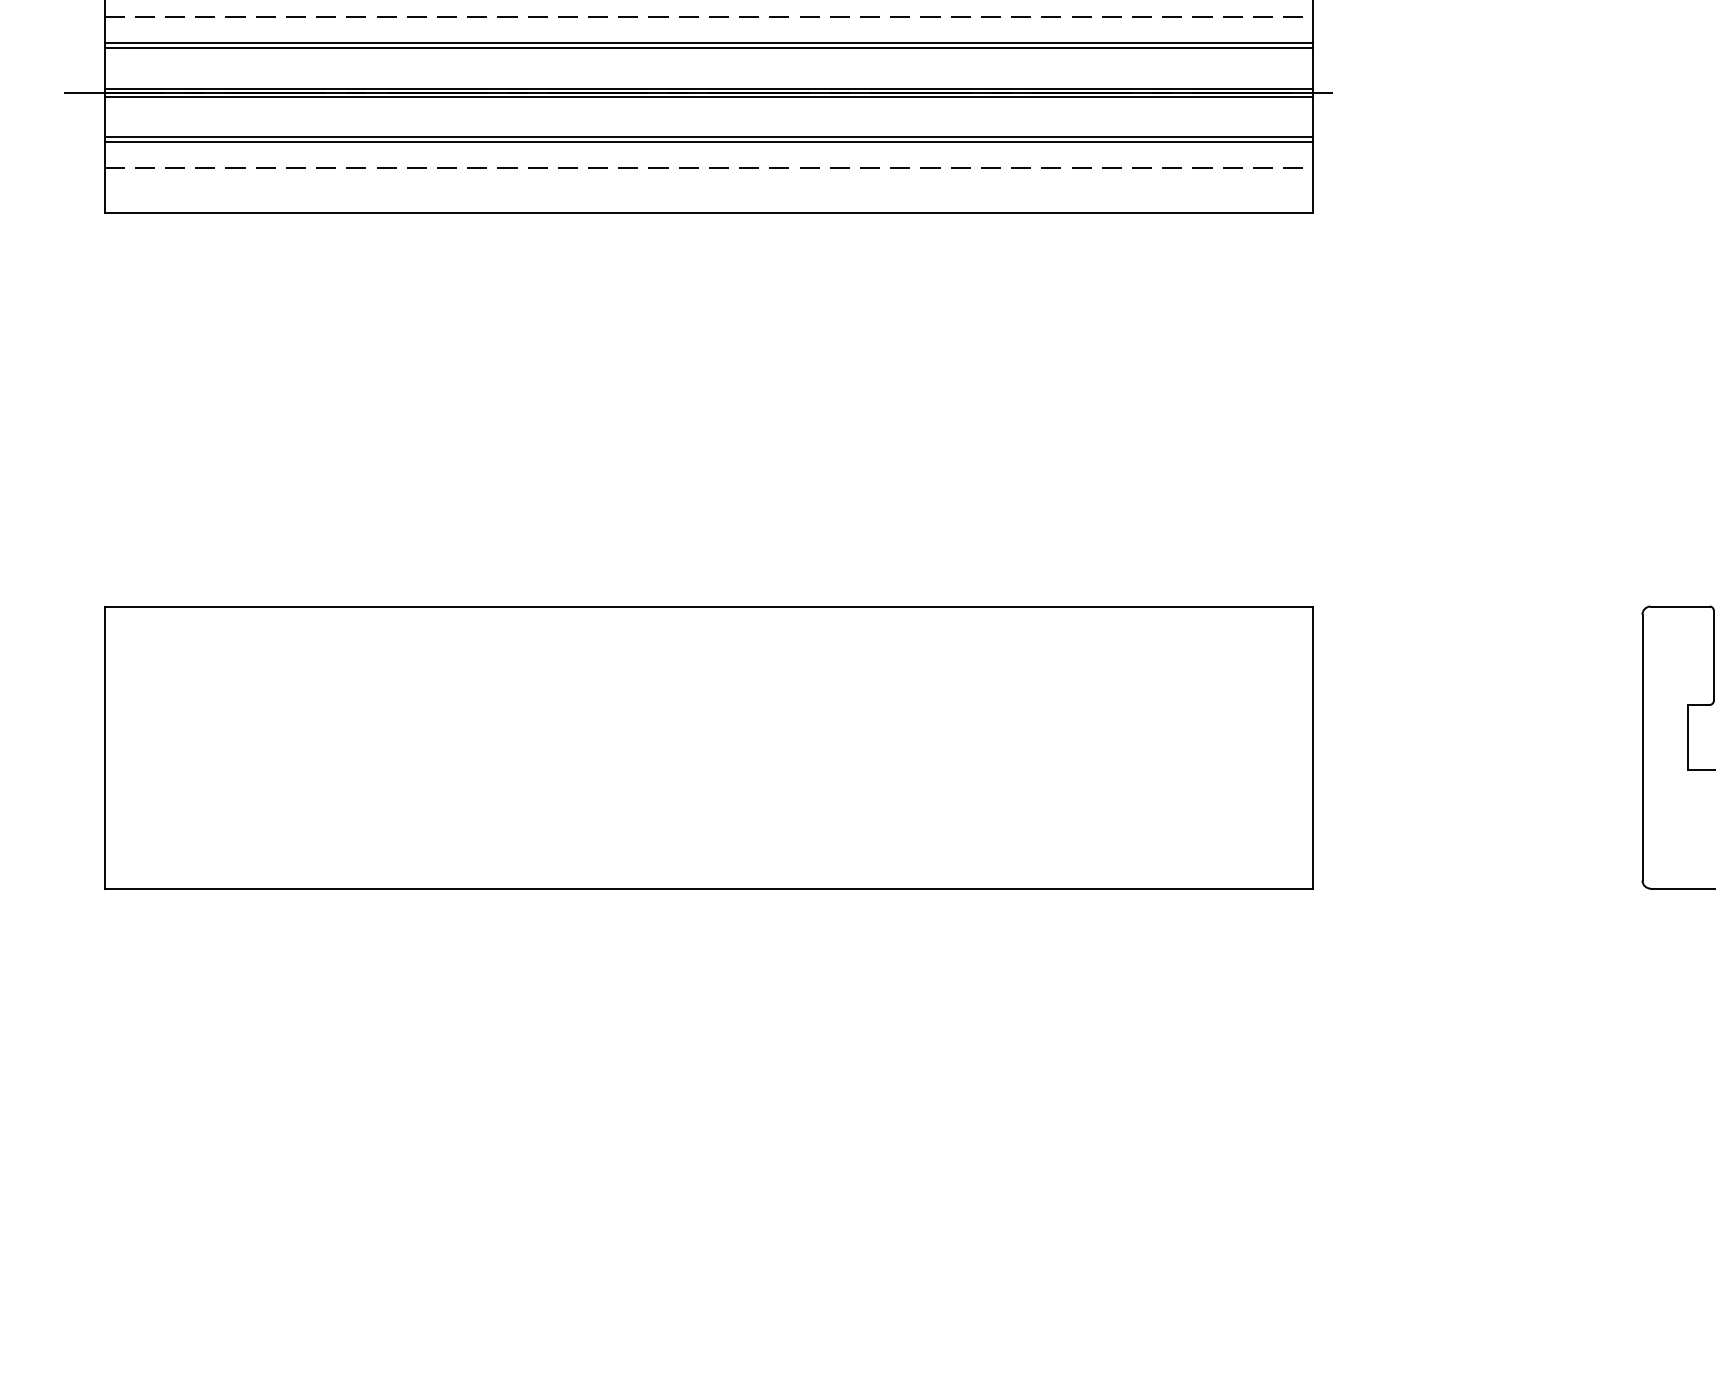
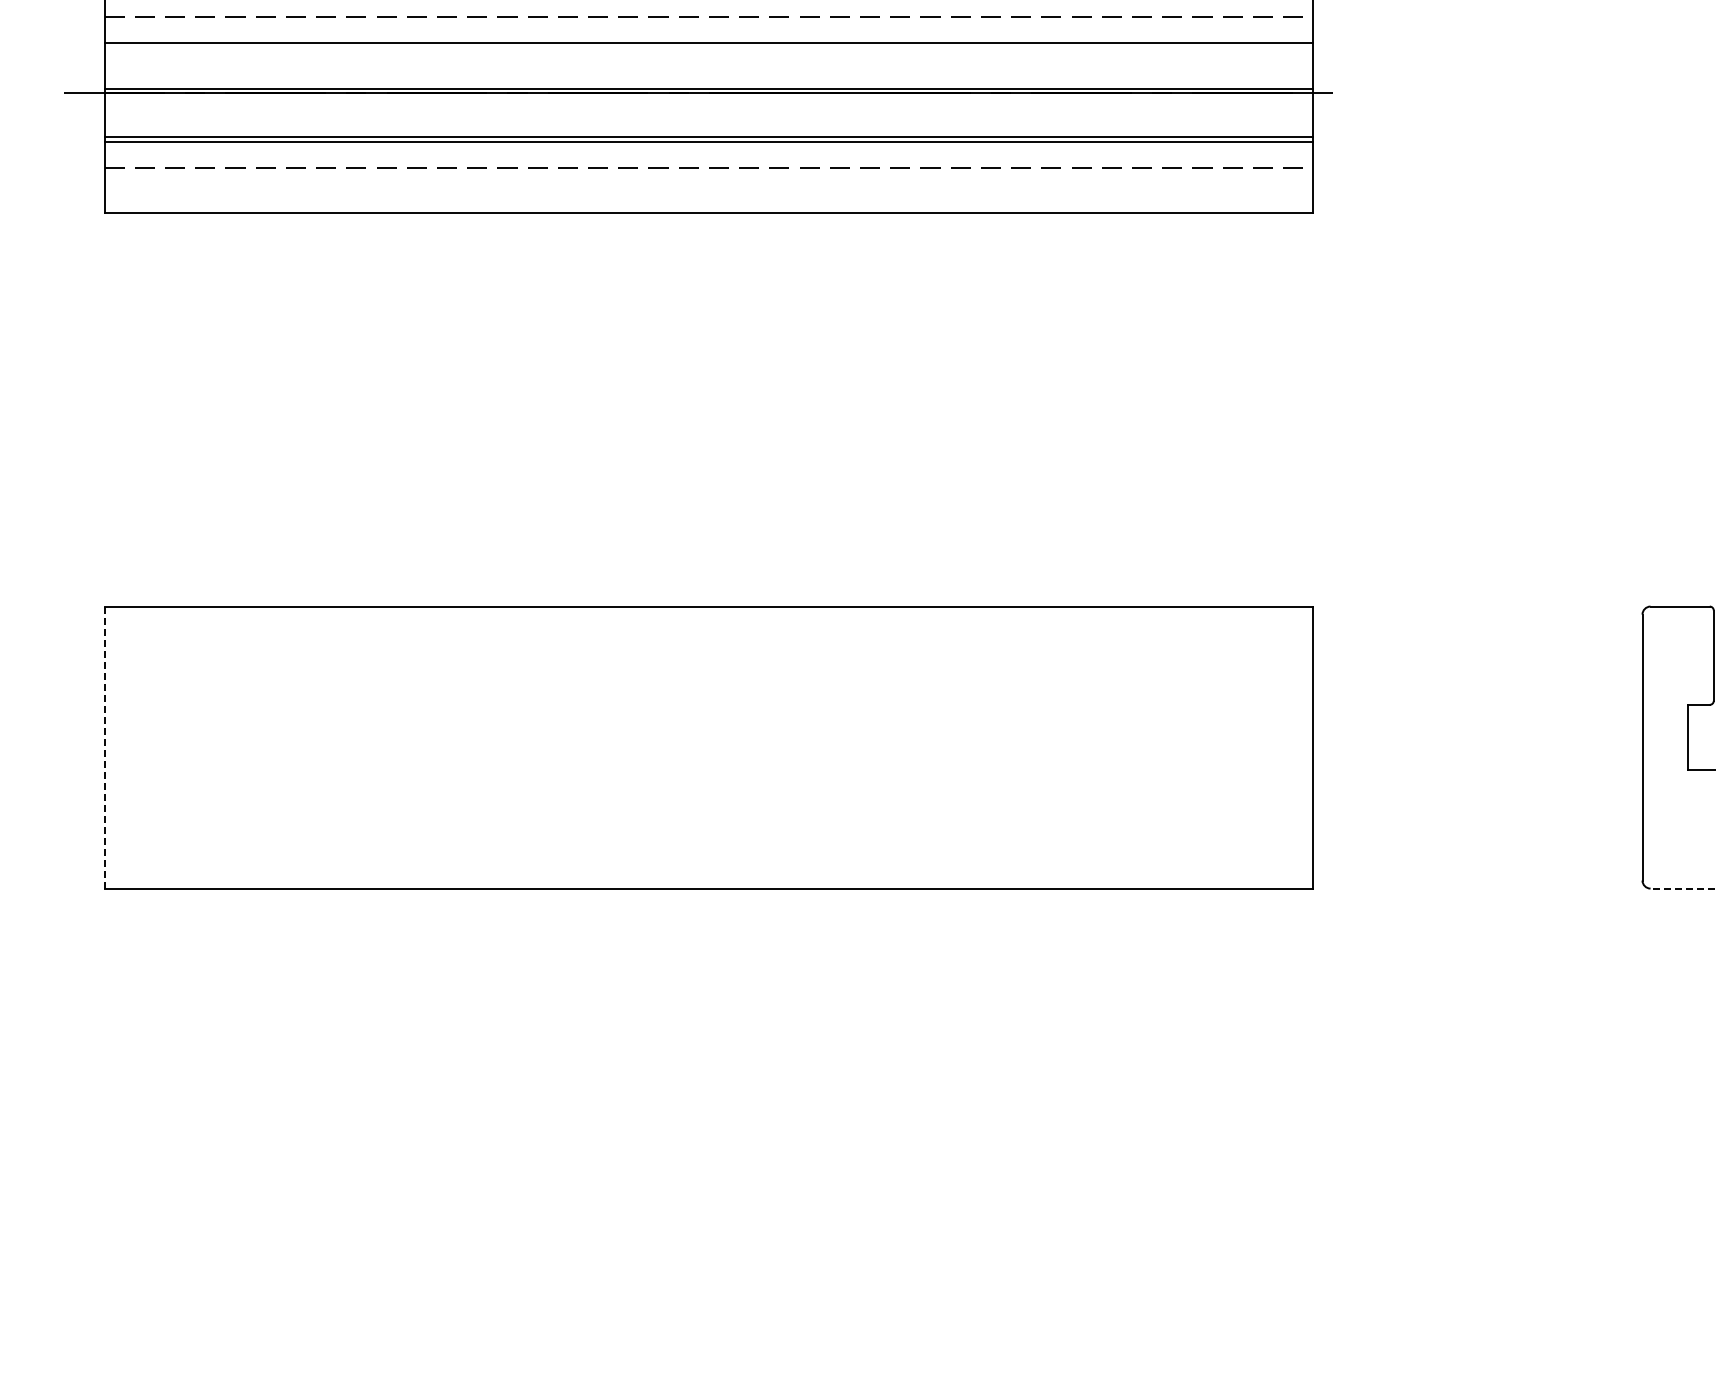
line: present -> none (708, 48)
line: present -> none (708, 96)
line: solid -> dashed (104, 748)
line: solid -> dashed (1682, 888)
